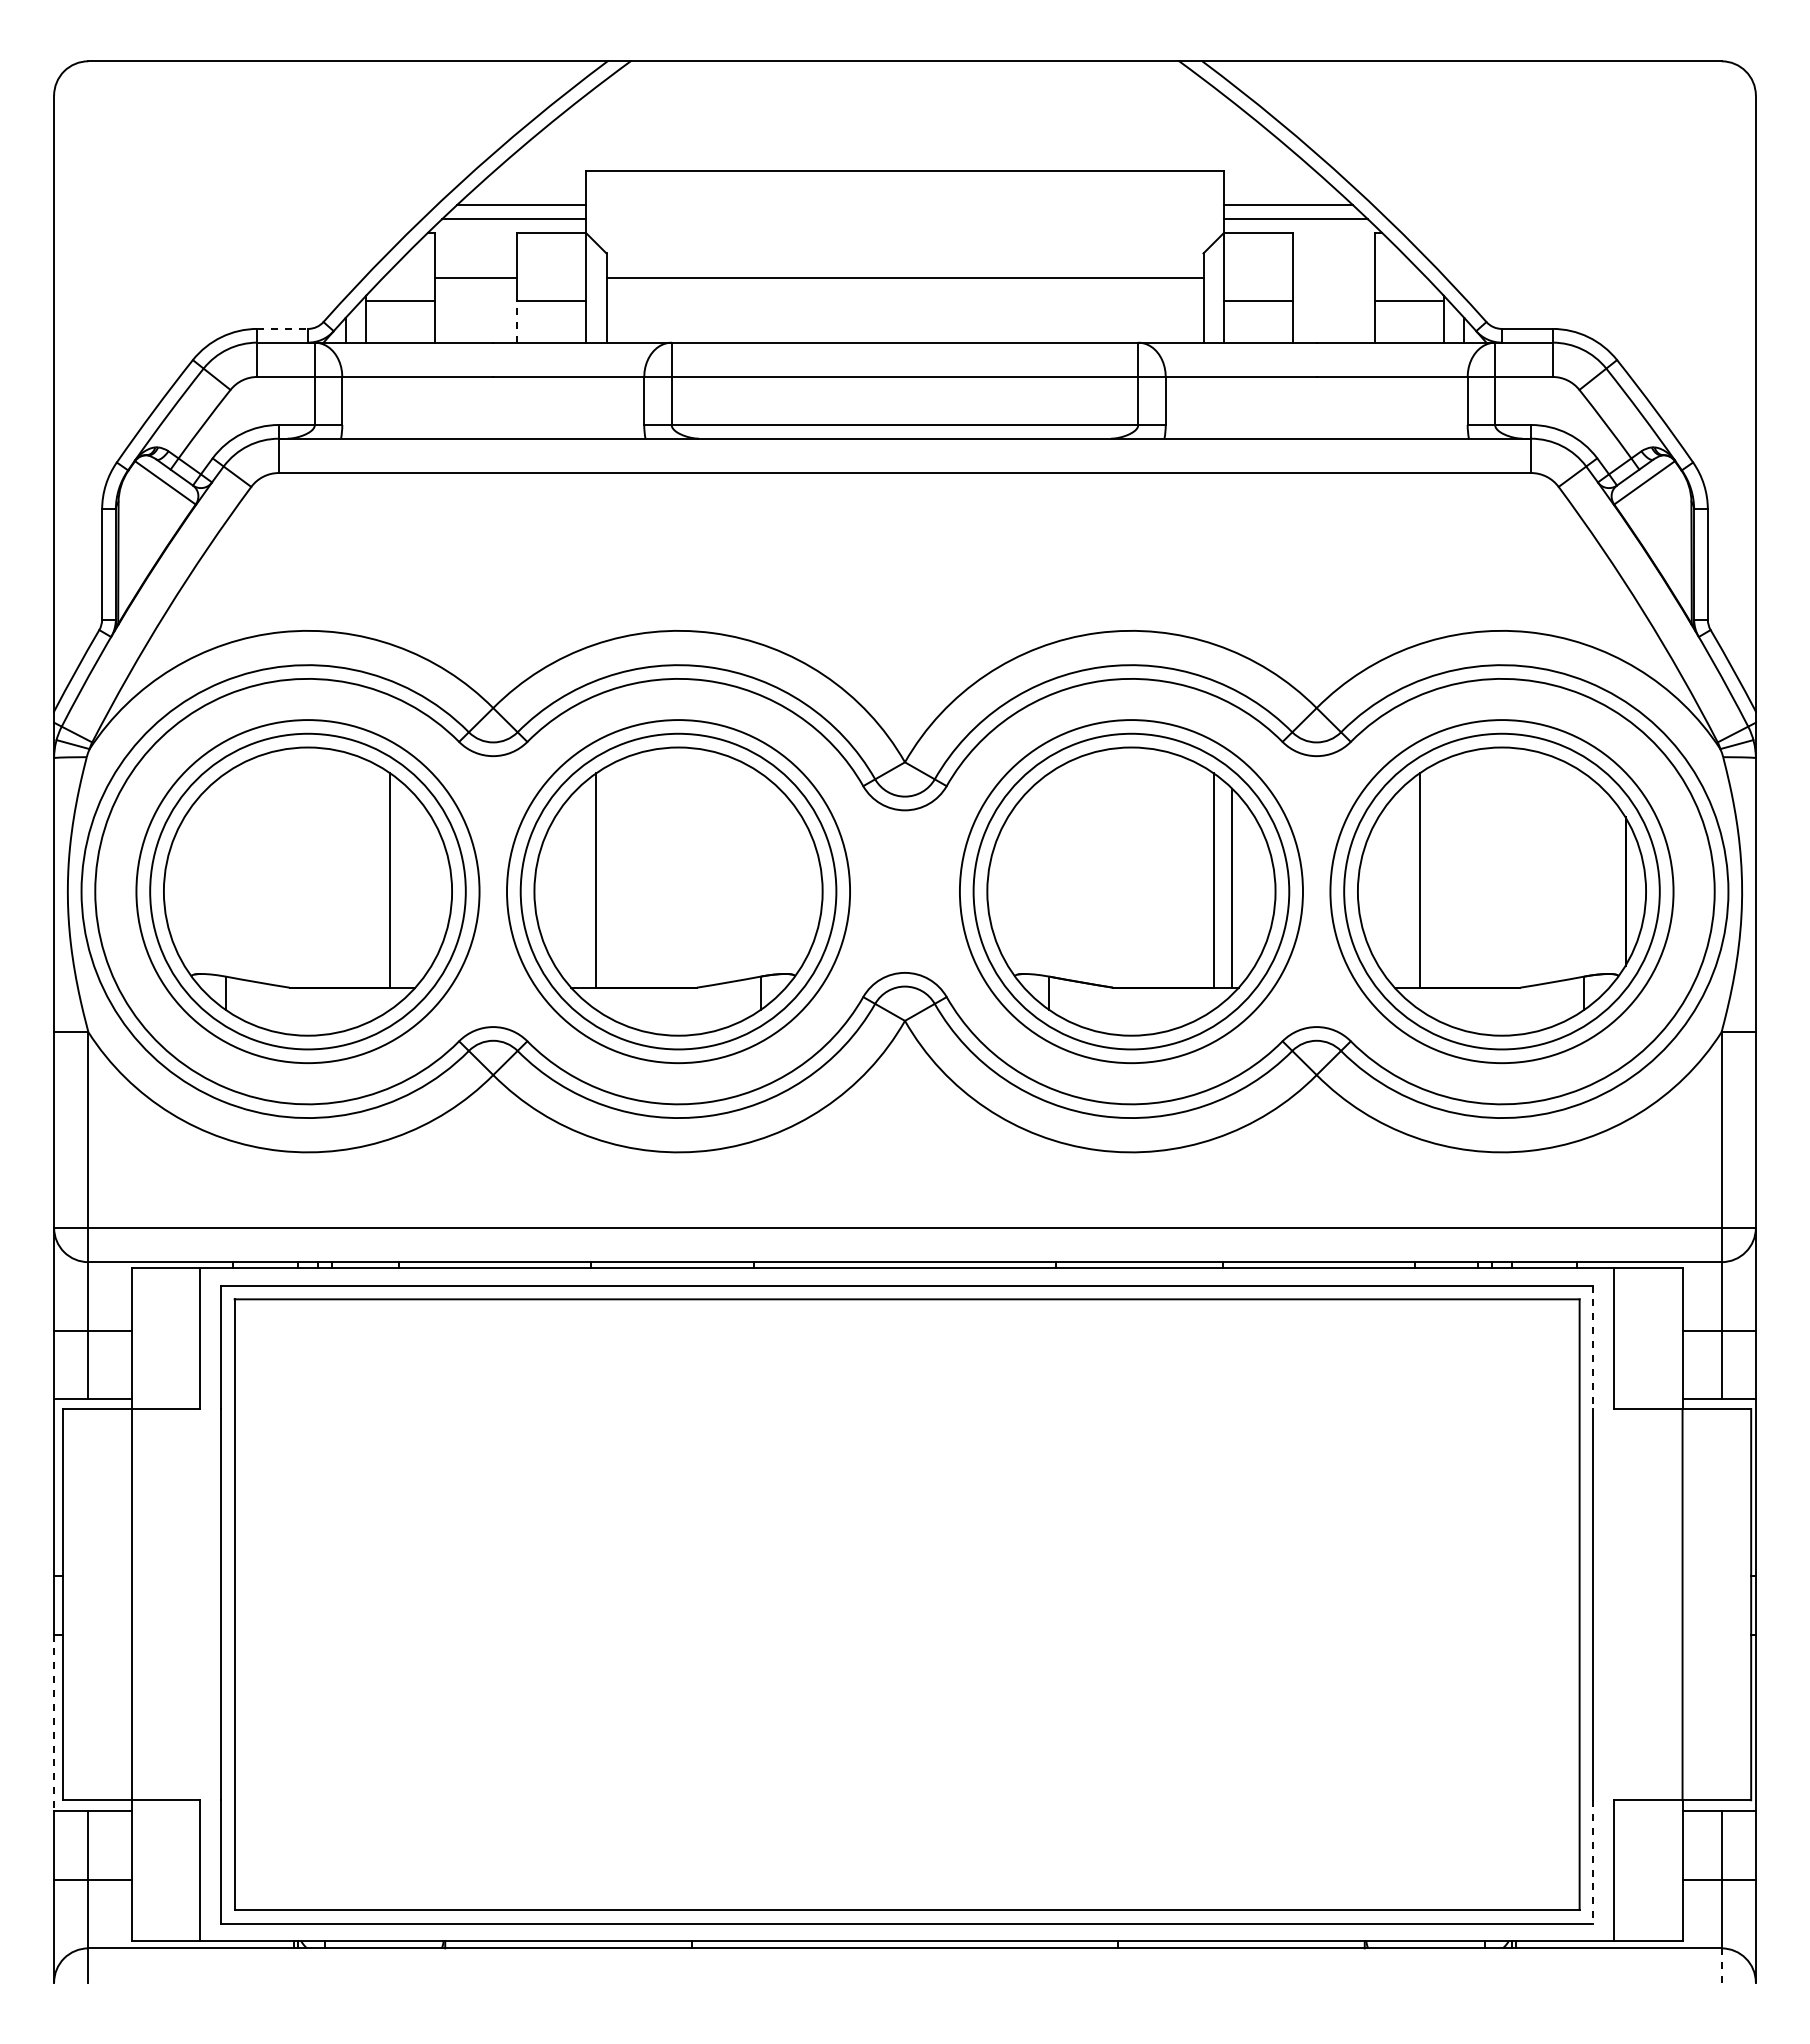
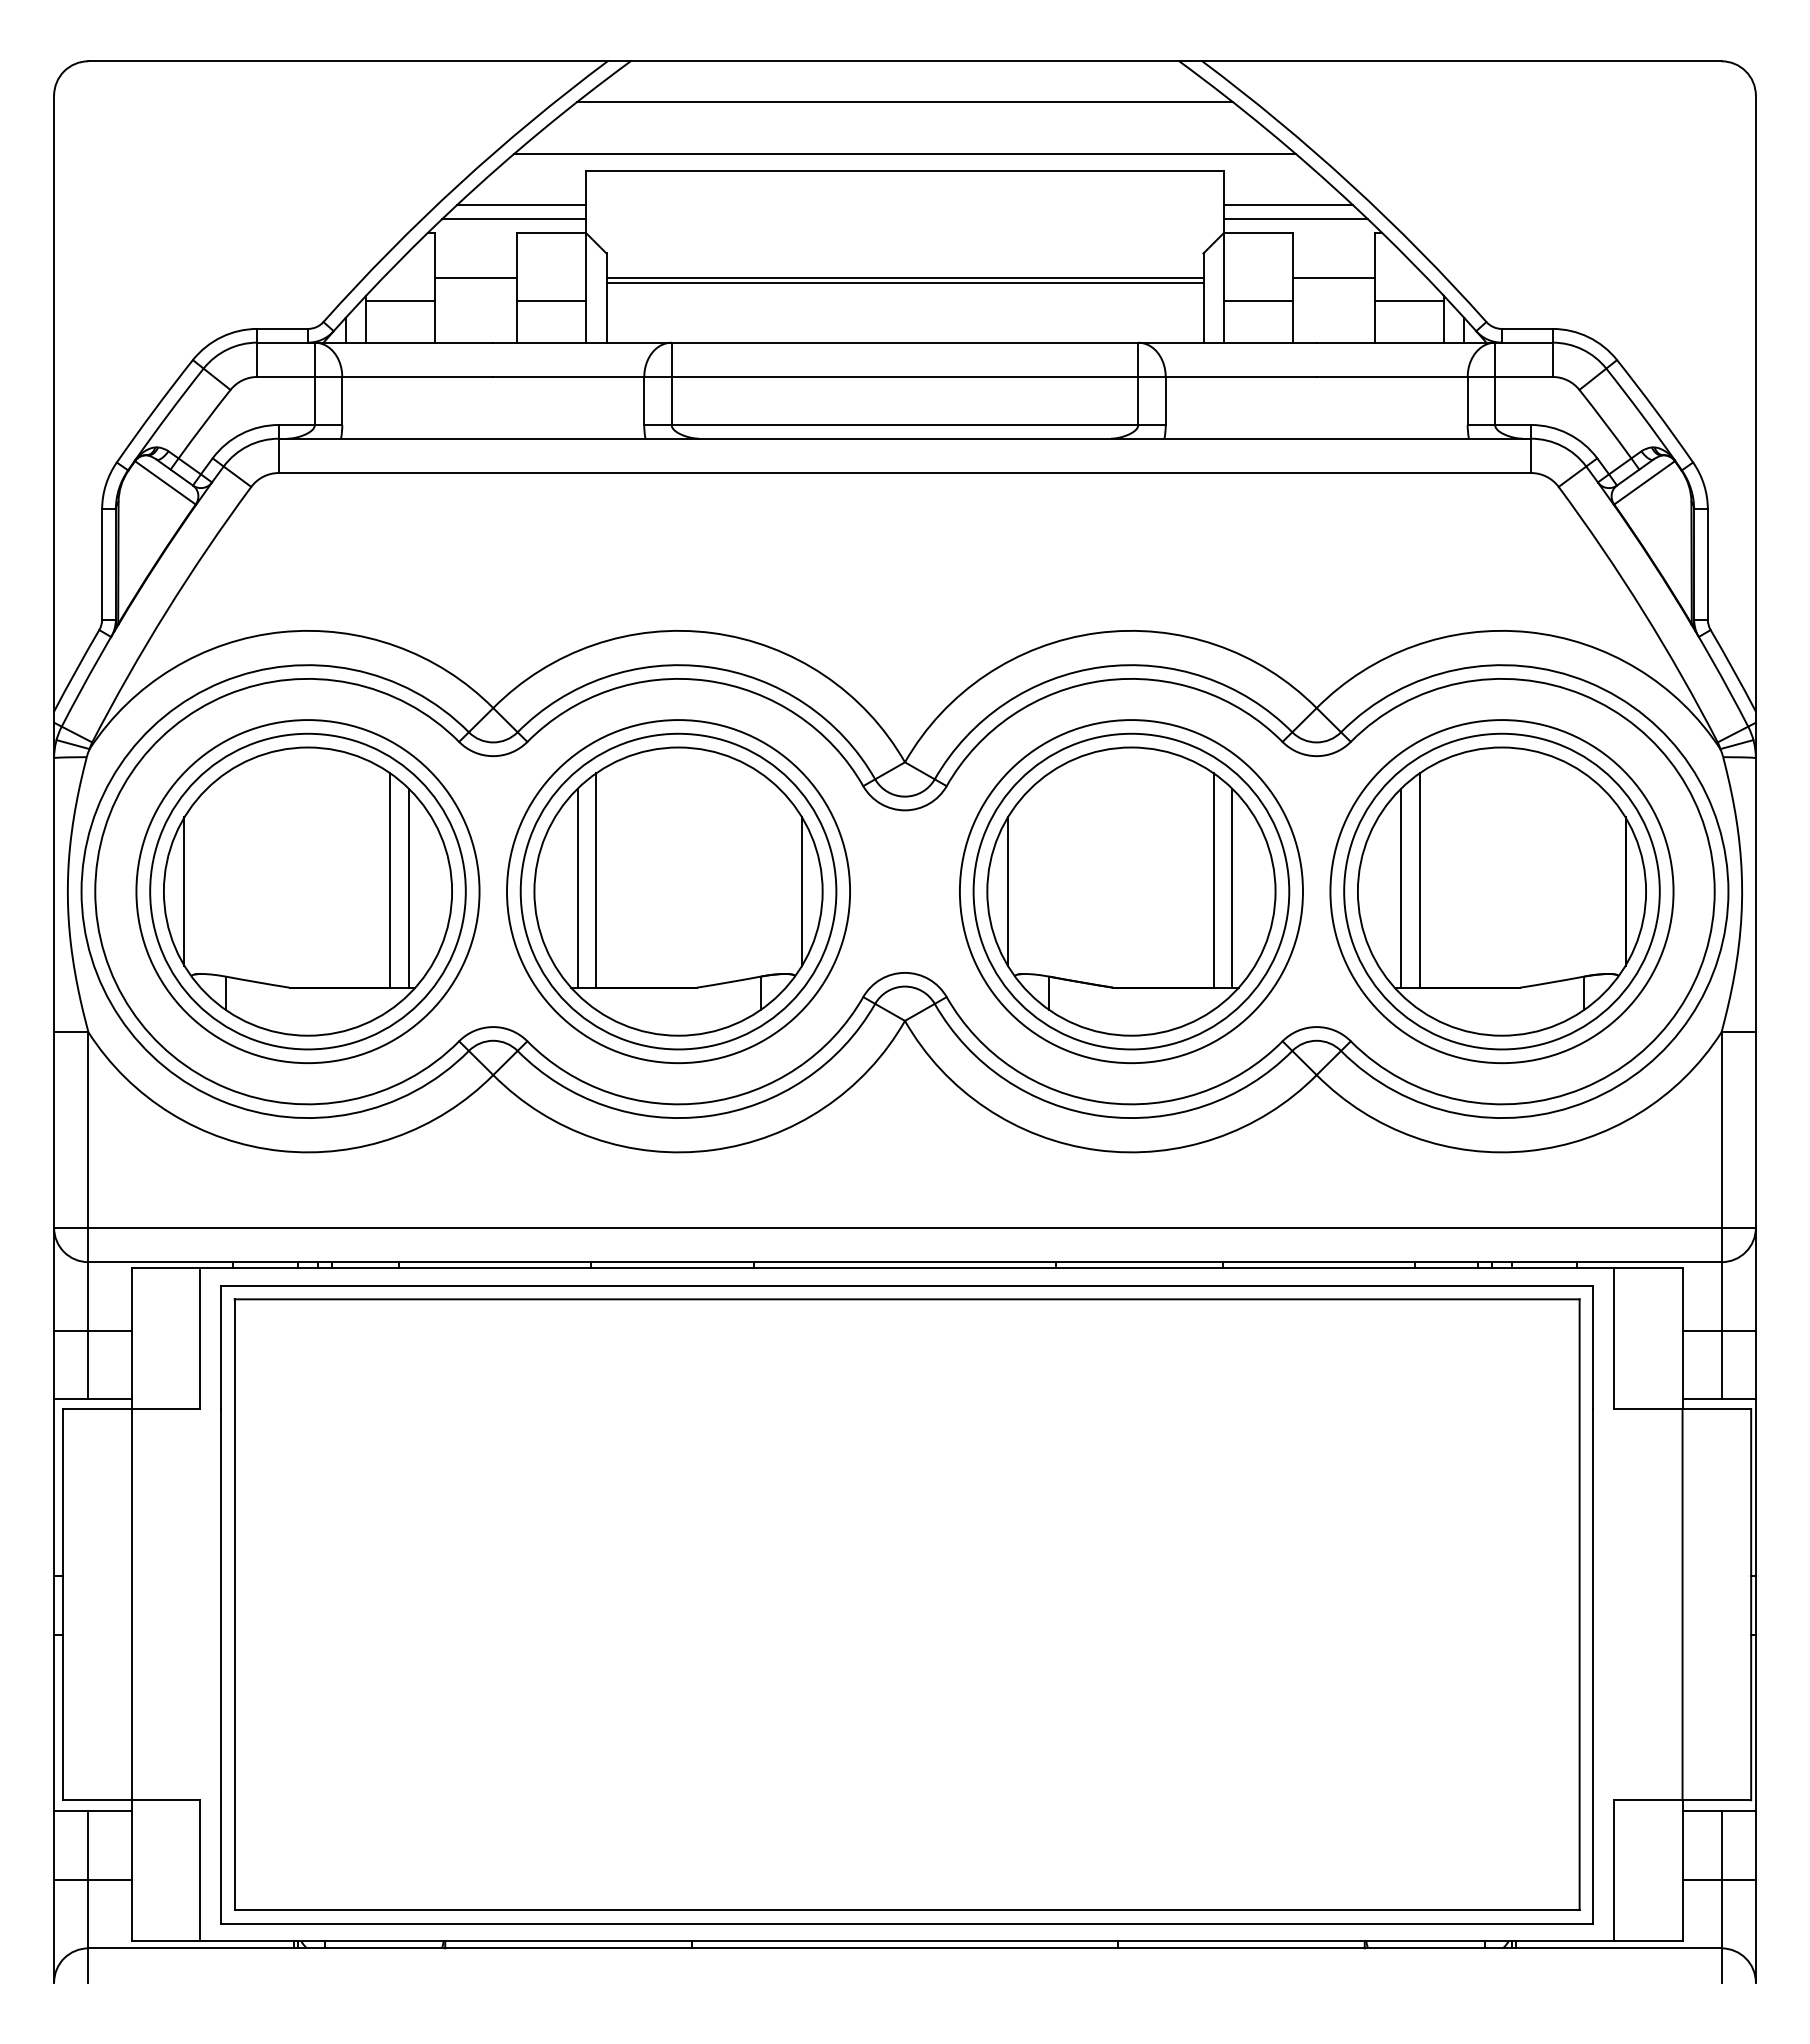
line: none -> present (904, 102)
line: none -> present (904, 153)
line: none -> present (1333, 278)
line: none -> present (904, 282)
line: dashed -> solid (517, 322)
line: dashed -> solid (283, 328)
line: none -> present (408, 887)
line: none -> present (577, 887)
line: none -> present (1401, 887)
line: none -> present (184, 891)
line: none -> present (802, 891)
line: none -> present (1007, 891)
line: dashed -> solid (1593, 1347)
line: dashed -> solid (54, 1723)
line: dashed -> solid (1593, 1862)
line: dashed -> solid (1721, 1965)
